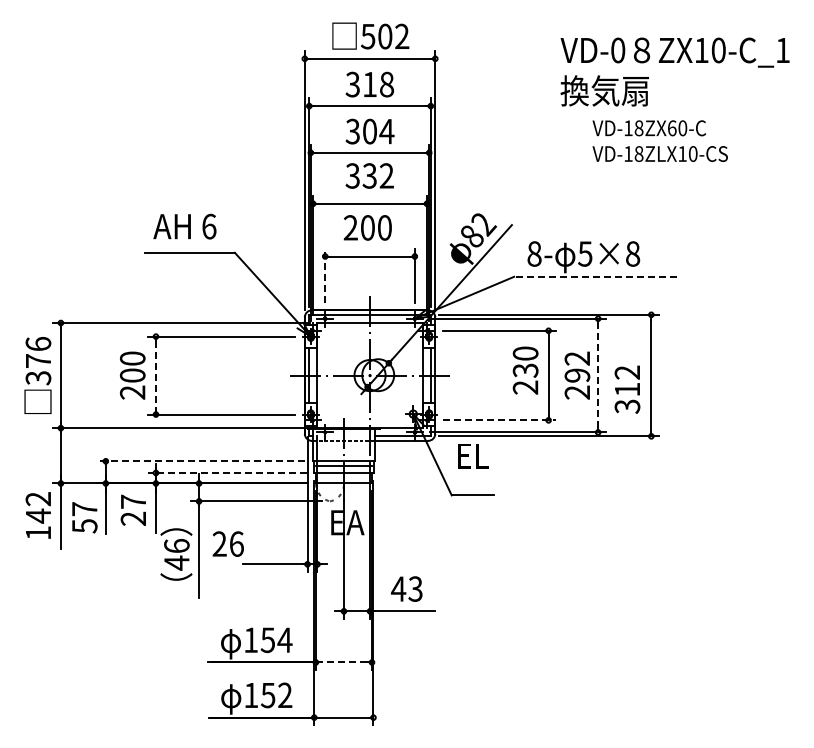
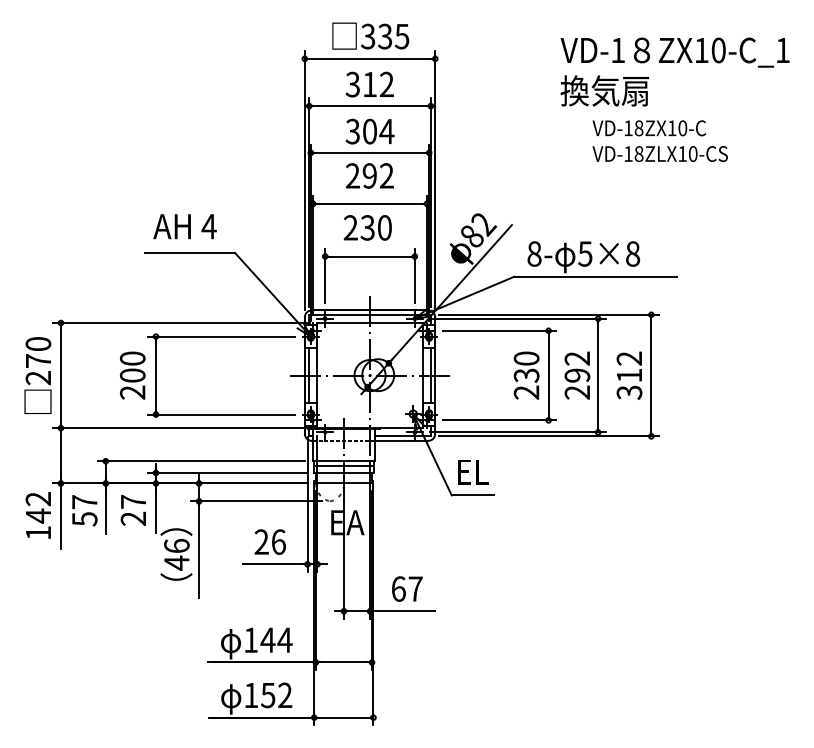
text: 502 -> 335 (385, 36)
text: VD-0 -> VD-1 (618, 50)
text: 318 -> 312 (387, 84)
text: VD-18ZX60-C -> VD-18ZX10-C (672, 128)
text: 332 -> 292 (360, 175)
text: 6 -> 4 (208, 226)
text: 200 -> 230 (367, 227)
line: dashed -> solid (325, 275)
line: dashed -> solid (595, 276)
text: 376 -> 270 (38, 361)
text position: (525, 370) -> (526, 375) (526, 375)
line: dashed -> solid (598, 375)
line: dashed -> solid (155, 376)
text position: (627, 389) -> (629, 375) (629, 375)
line: dashed -> solid (499, 420)
text position: (473, 456) -> (473, 472) (473, 472)
line: dashed -> solid (201, 461)
line: dashed -> solid (226, 472)
text position: (84, 517) -> (84, 510) (84, 510)
text position: (227, 543) -> (269, 541) (269, 541)
text: 43 -> 67 (406, 588)
text: 154 -> 144 (267, 640)
line: dashed -> solid (343, 662)
